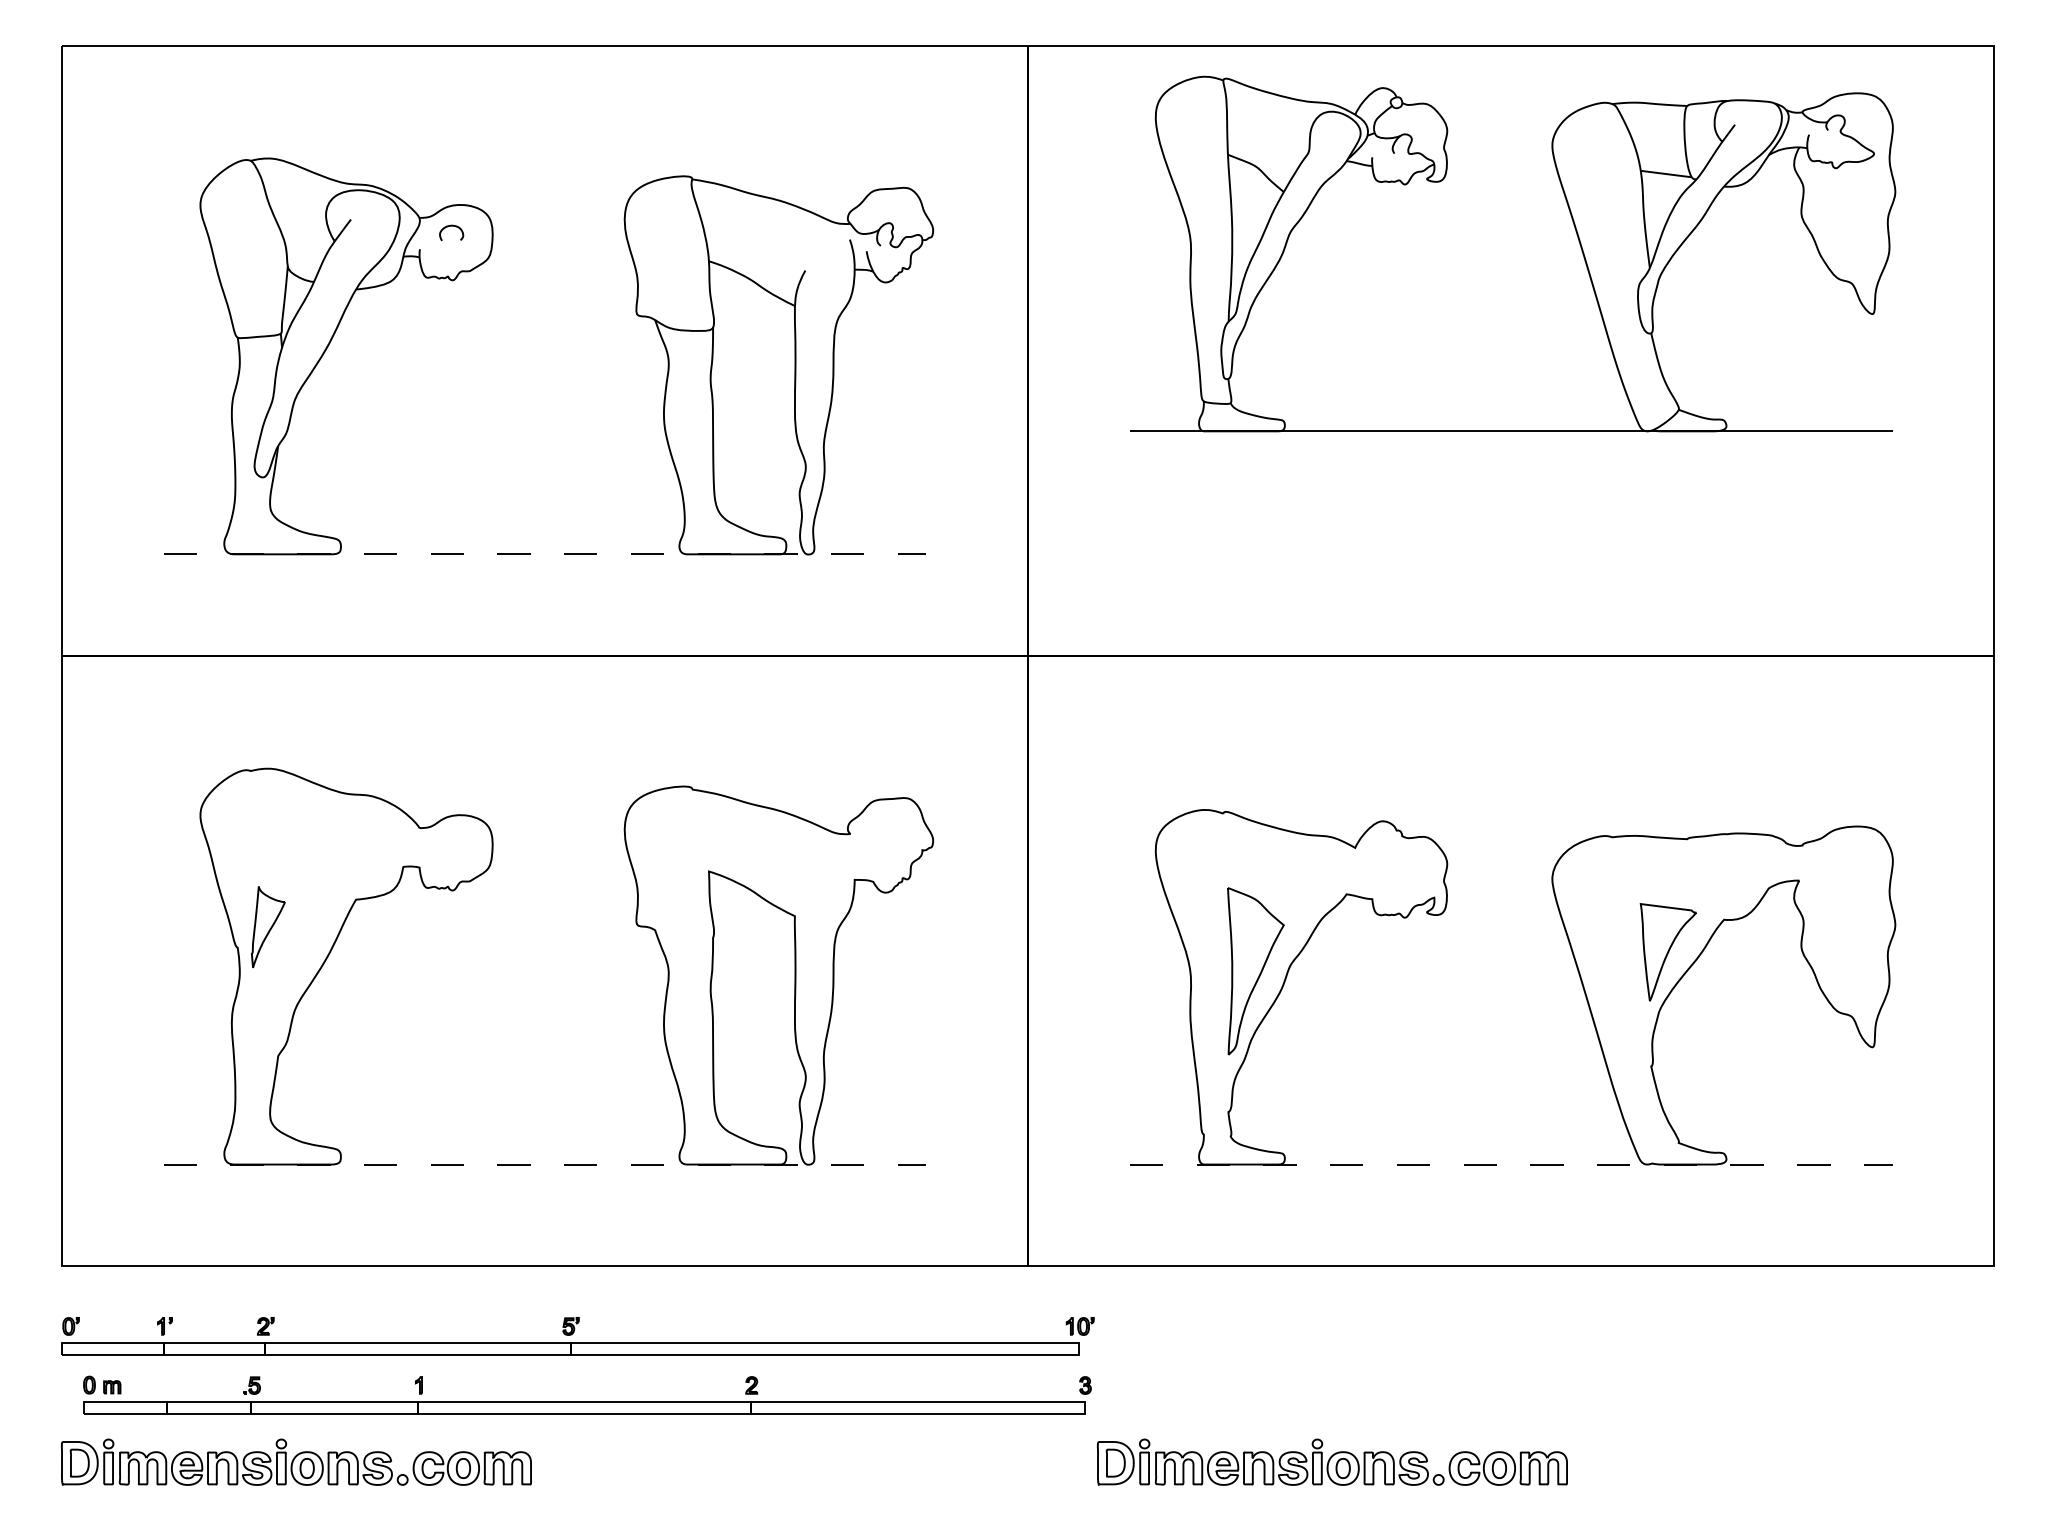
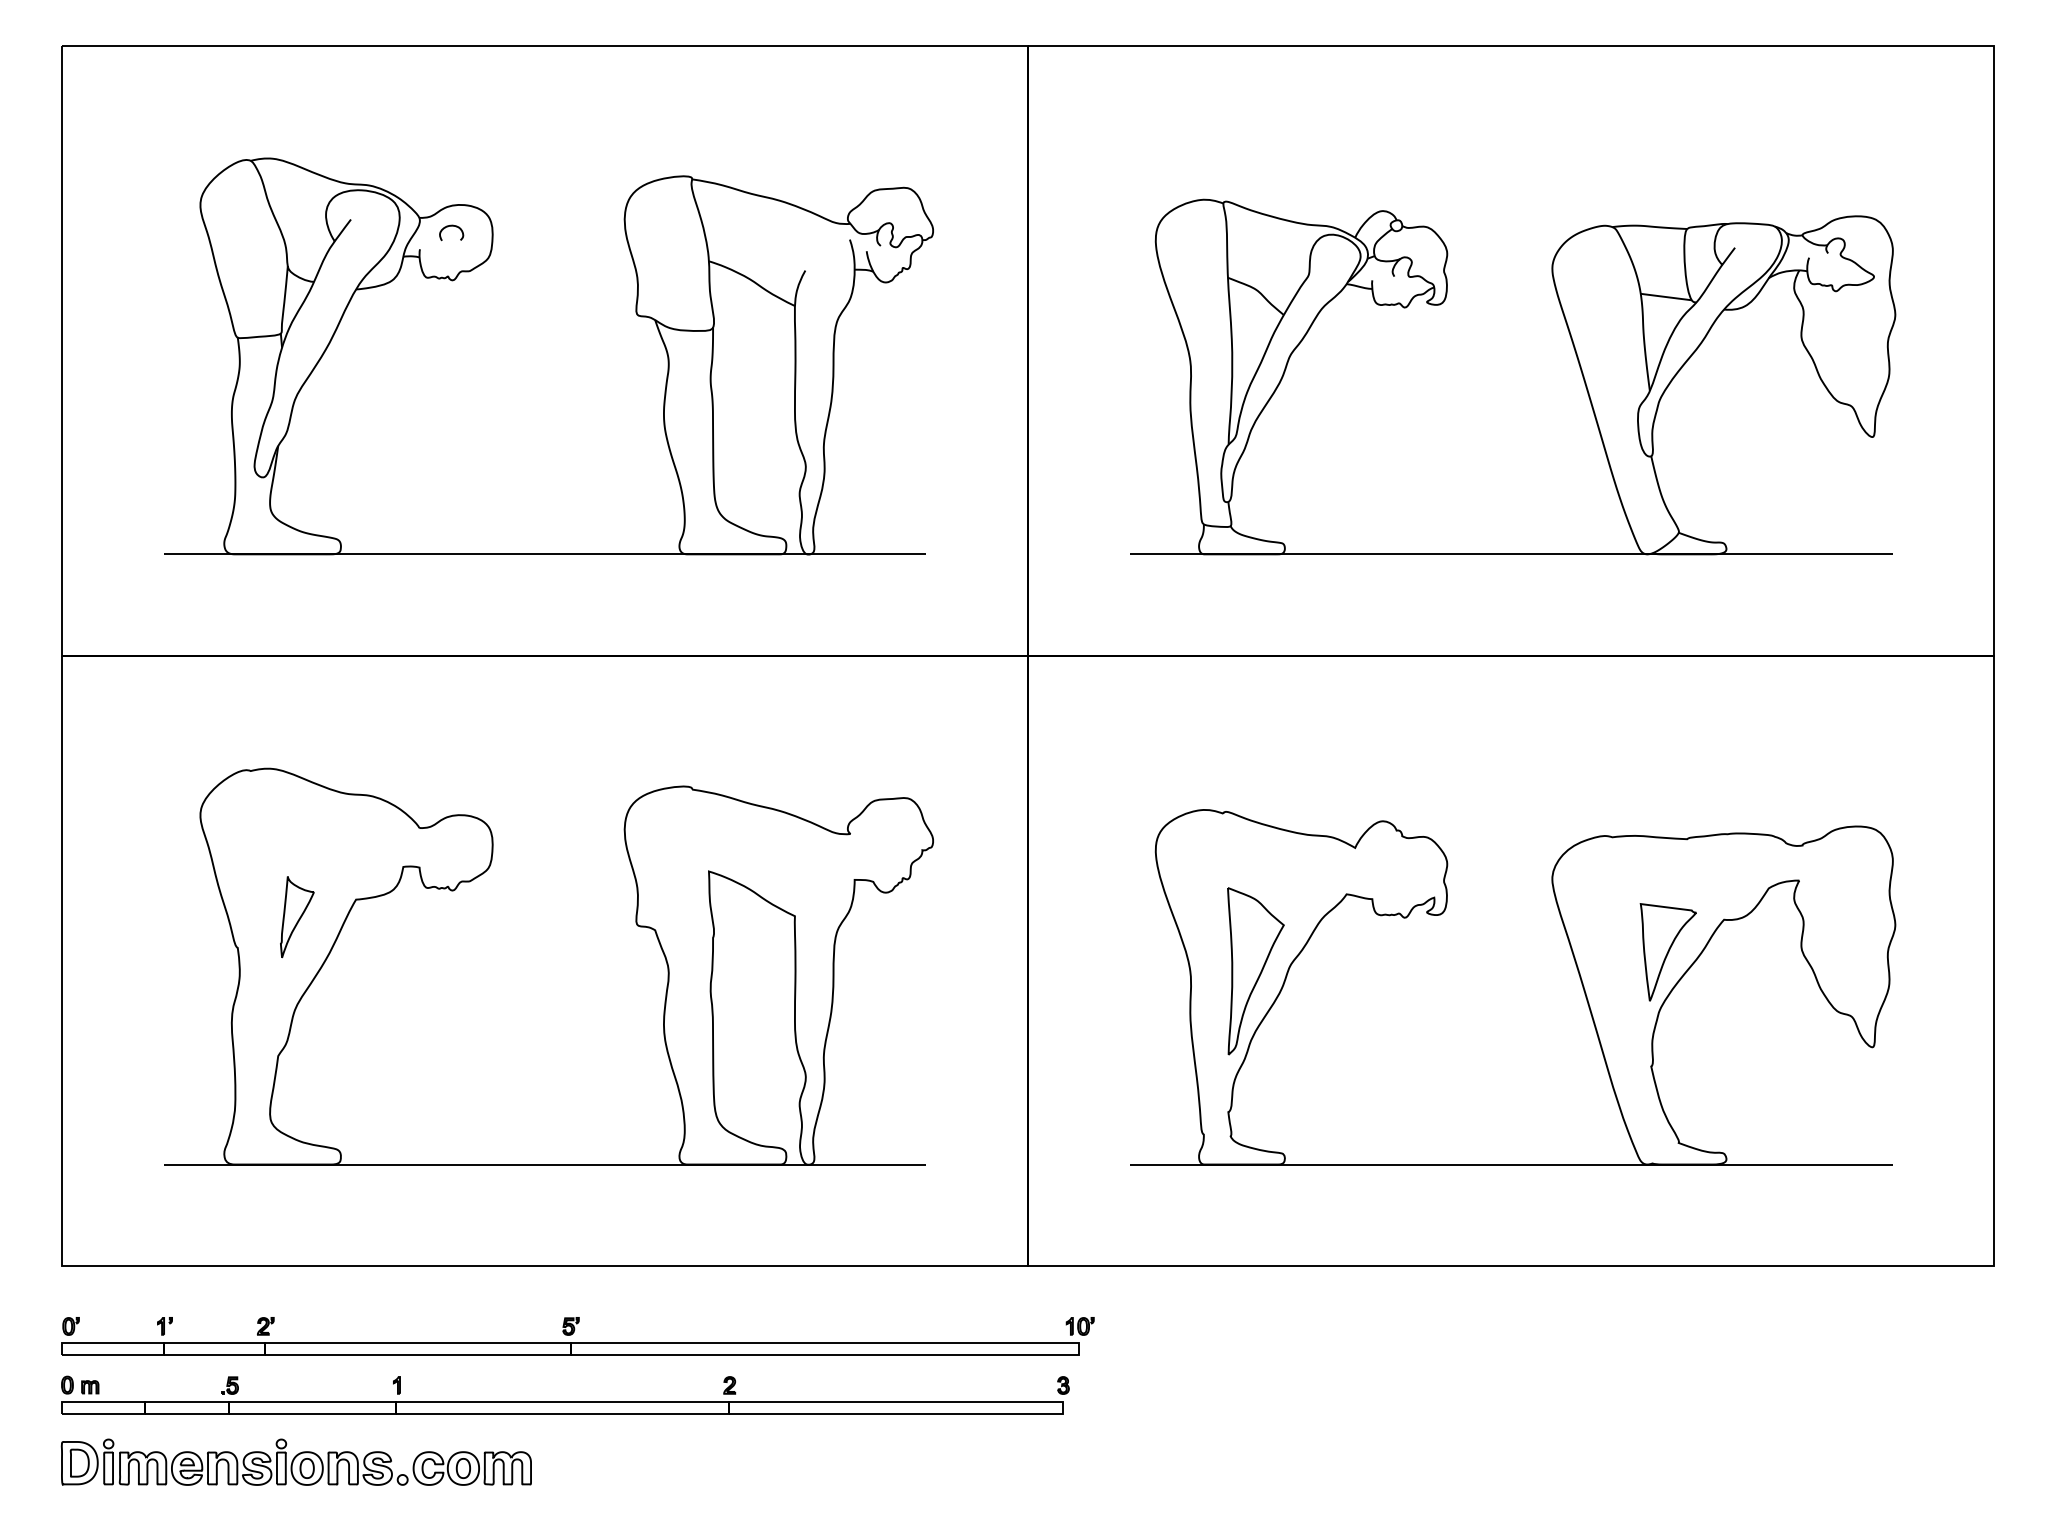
part position: (1577, 238) -> (1577, 361) (1577, 361)
line: dashed -> solid (545, 554)
part position: (268, 927) -> (297, 917) (297, 917)
line: dashed -> solid (545, 1164)
line: dashed -> solid (1511, 1164)
part position: (587, 1401) -> (565, 1401) (565, 1401)
part: present -> none (1331, 1461)
